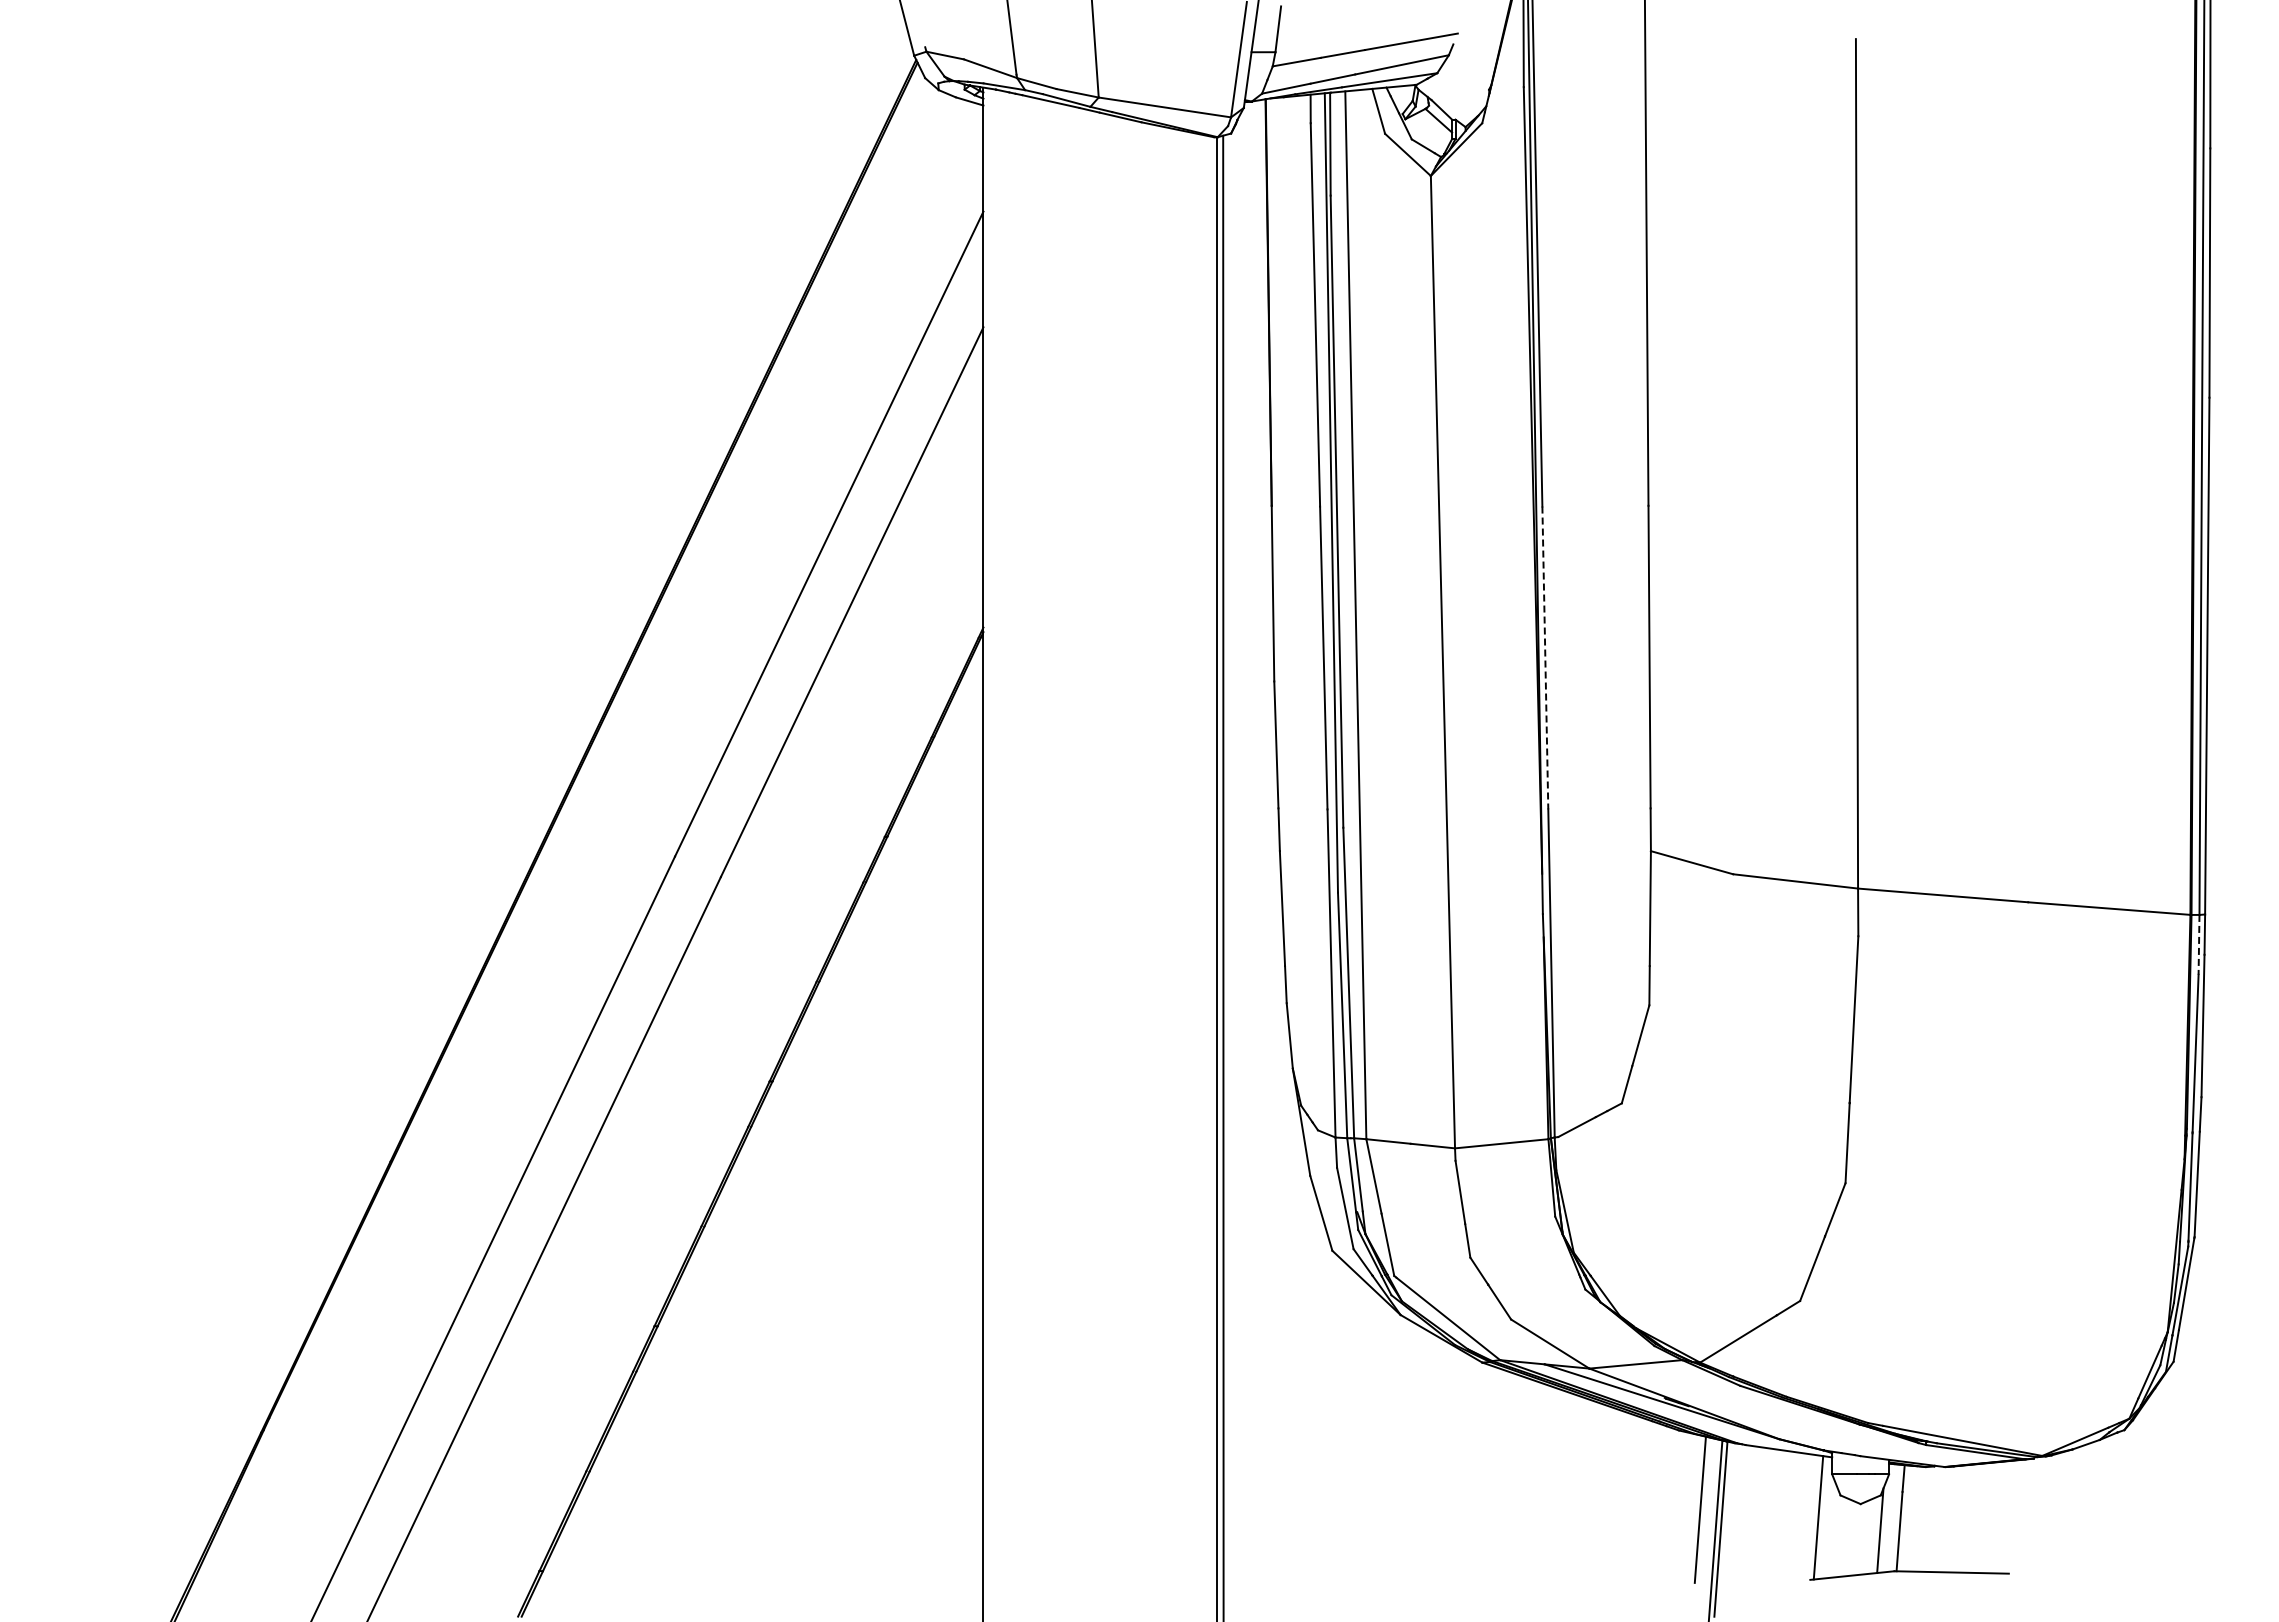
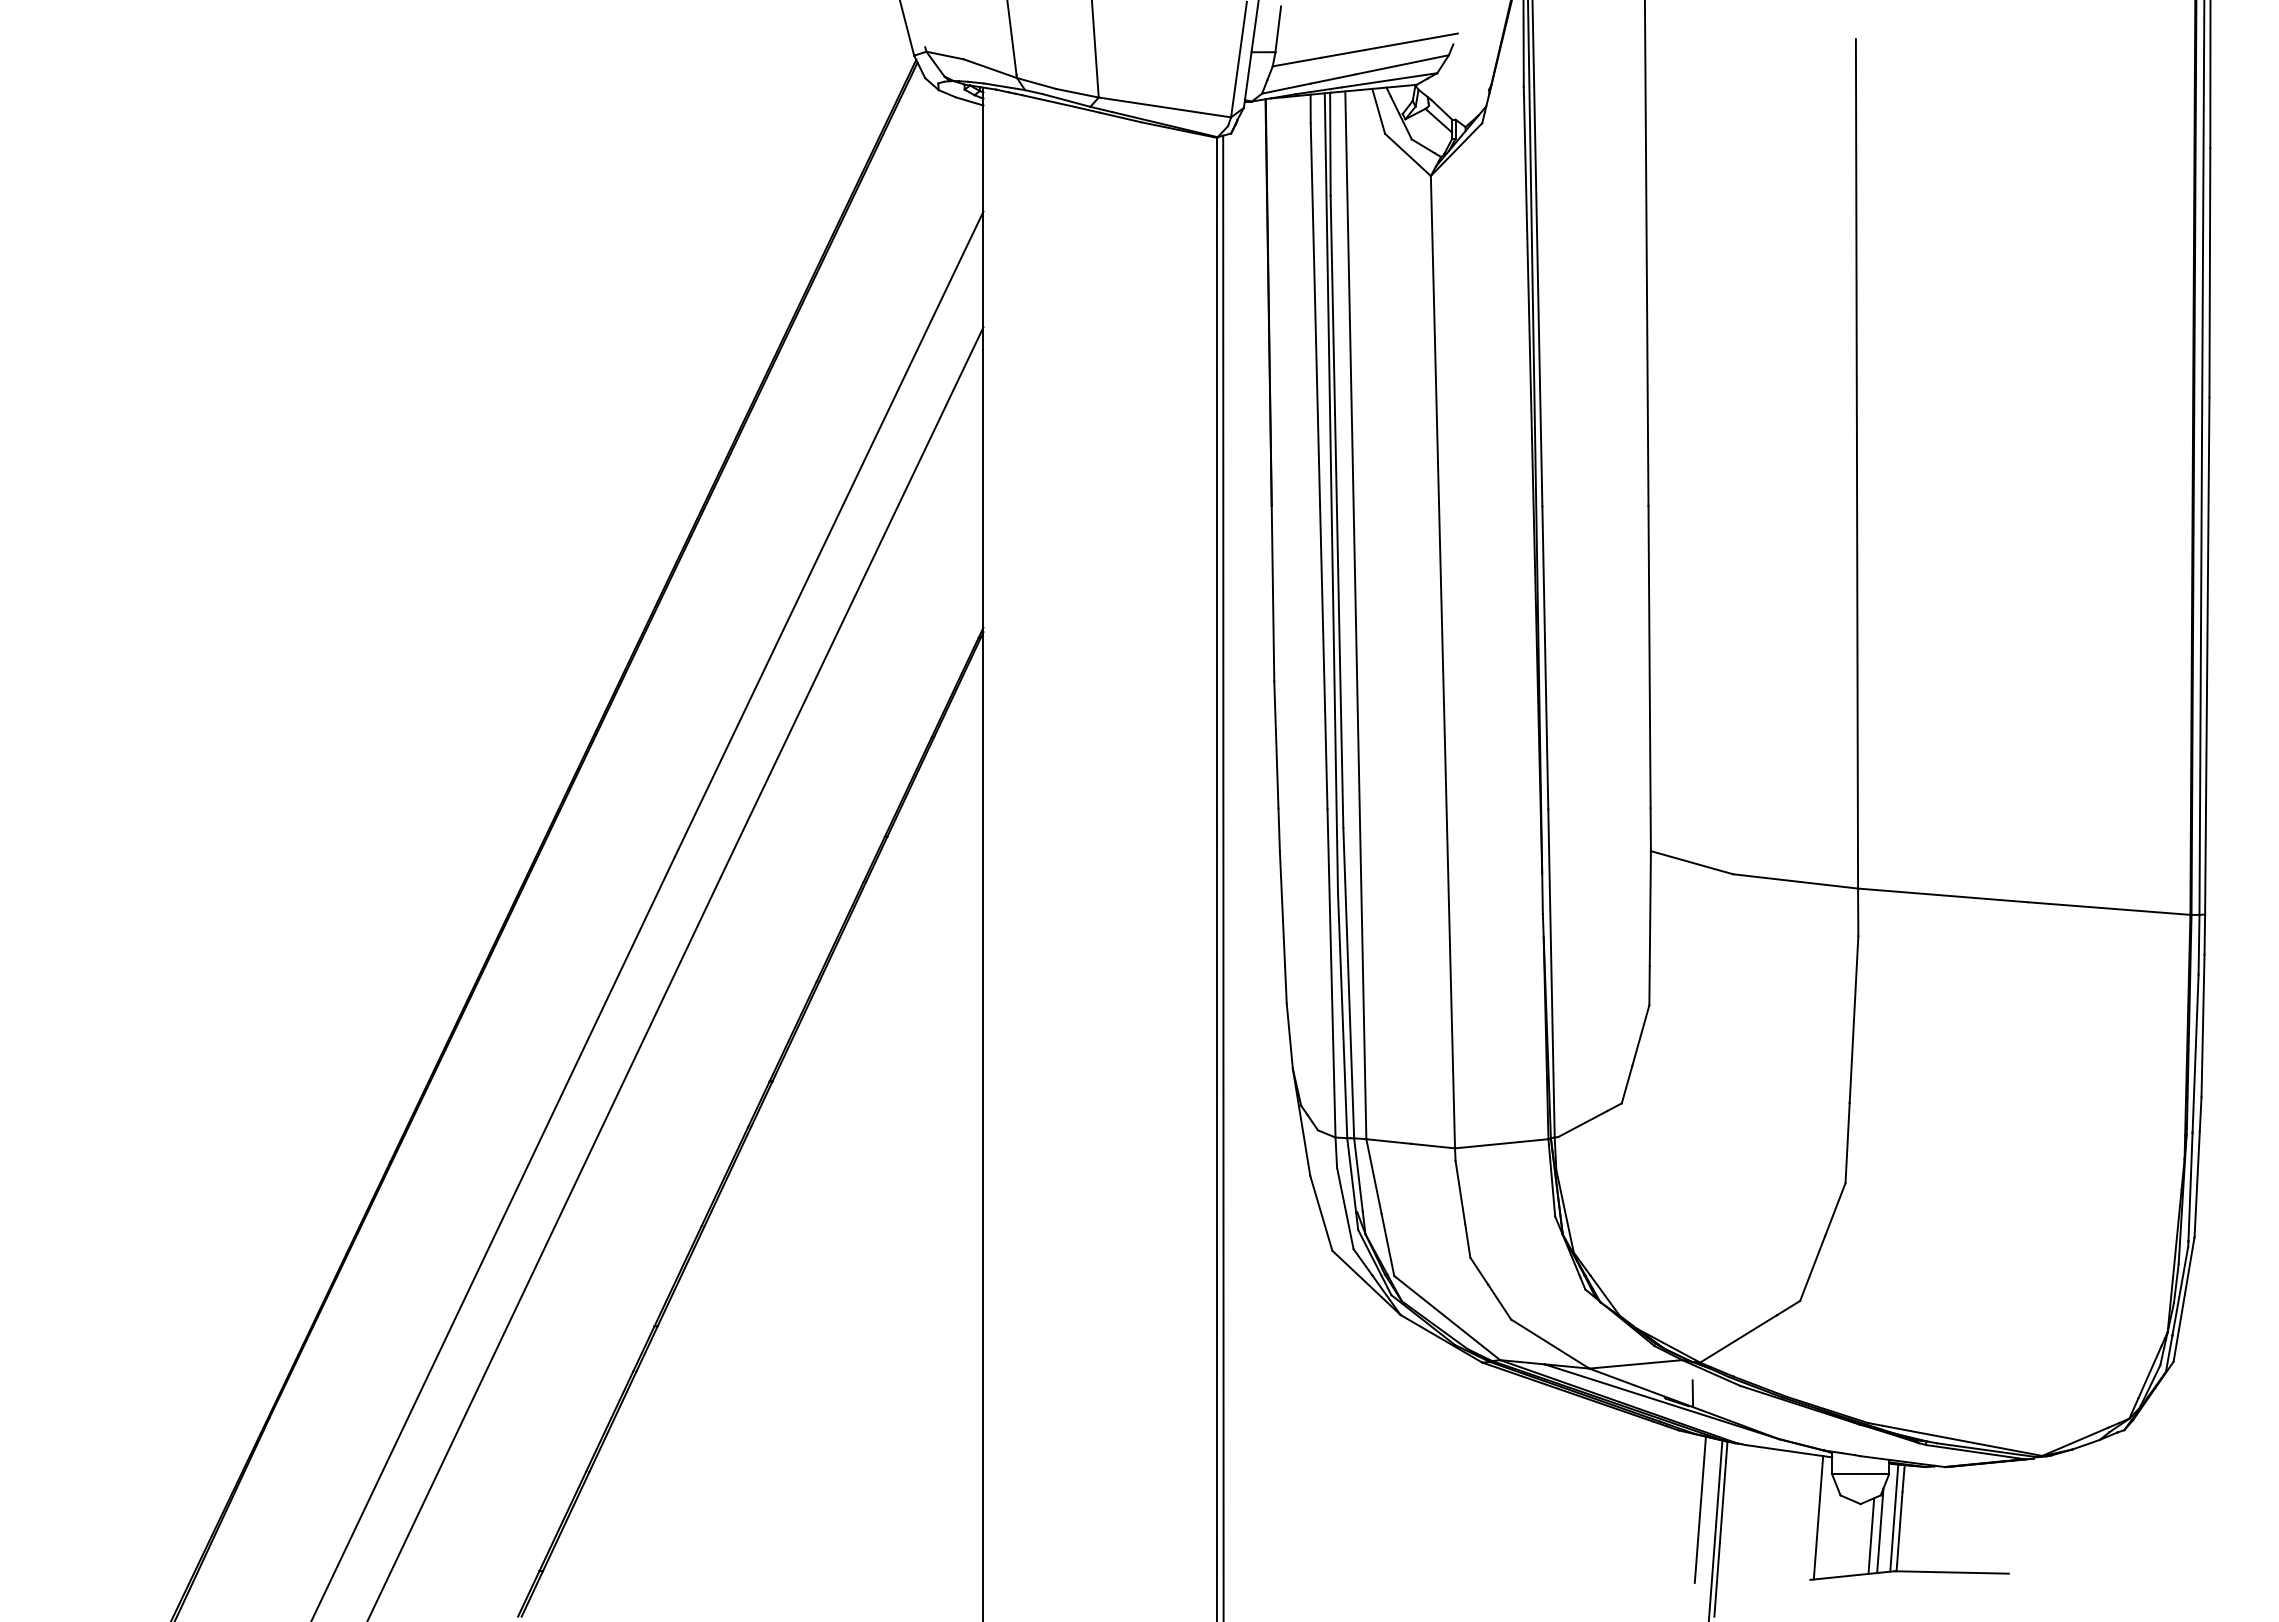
line: dashed -> solid (1545, 658)
line: dashed -> solid (2199, 944)
line: none -> present (1692, 1393)
line: none -> present (1894, 1517)
line: none -> present (1871, 1535)
